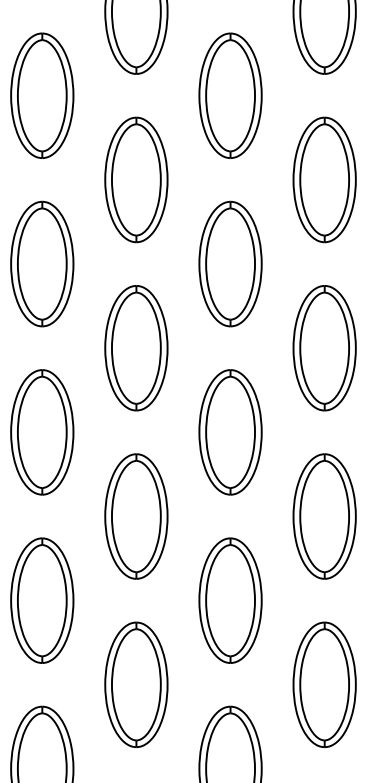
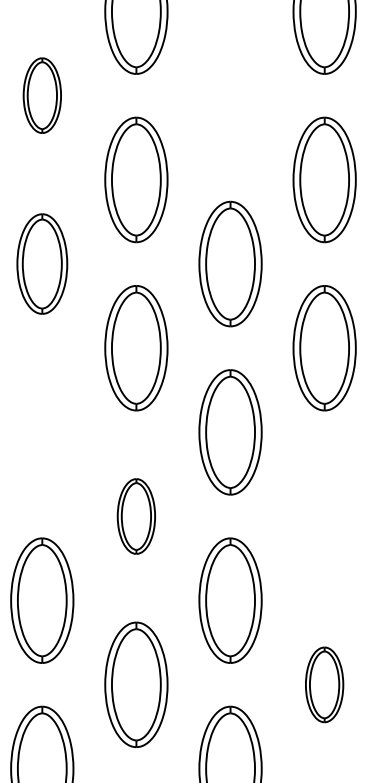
part size: 65x127 px -> 40x77 px (41, 95)
part: present -> none (230, 95)
part size: 65x128 px -> 53x102 px (42, 263)
part: present -> none (42, 432)
part size: 65x127 px -> 40x77 px (135, 516)
part: present -> none (324, 516)
part size: 65x128 px -> 40x78 px (324, 684)
